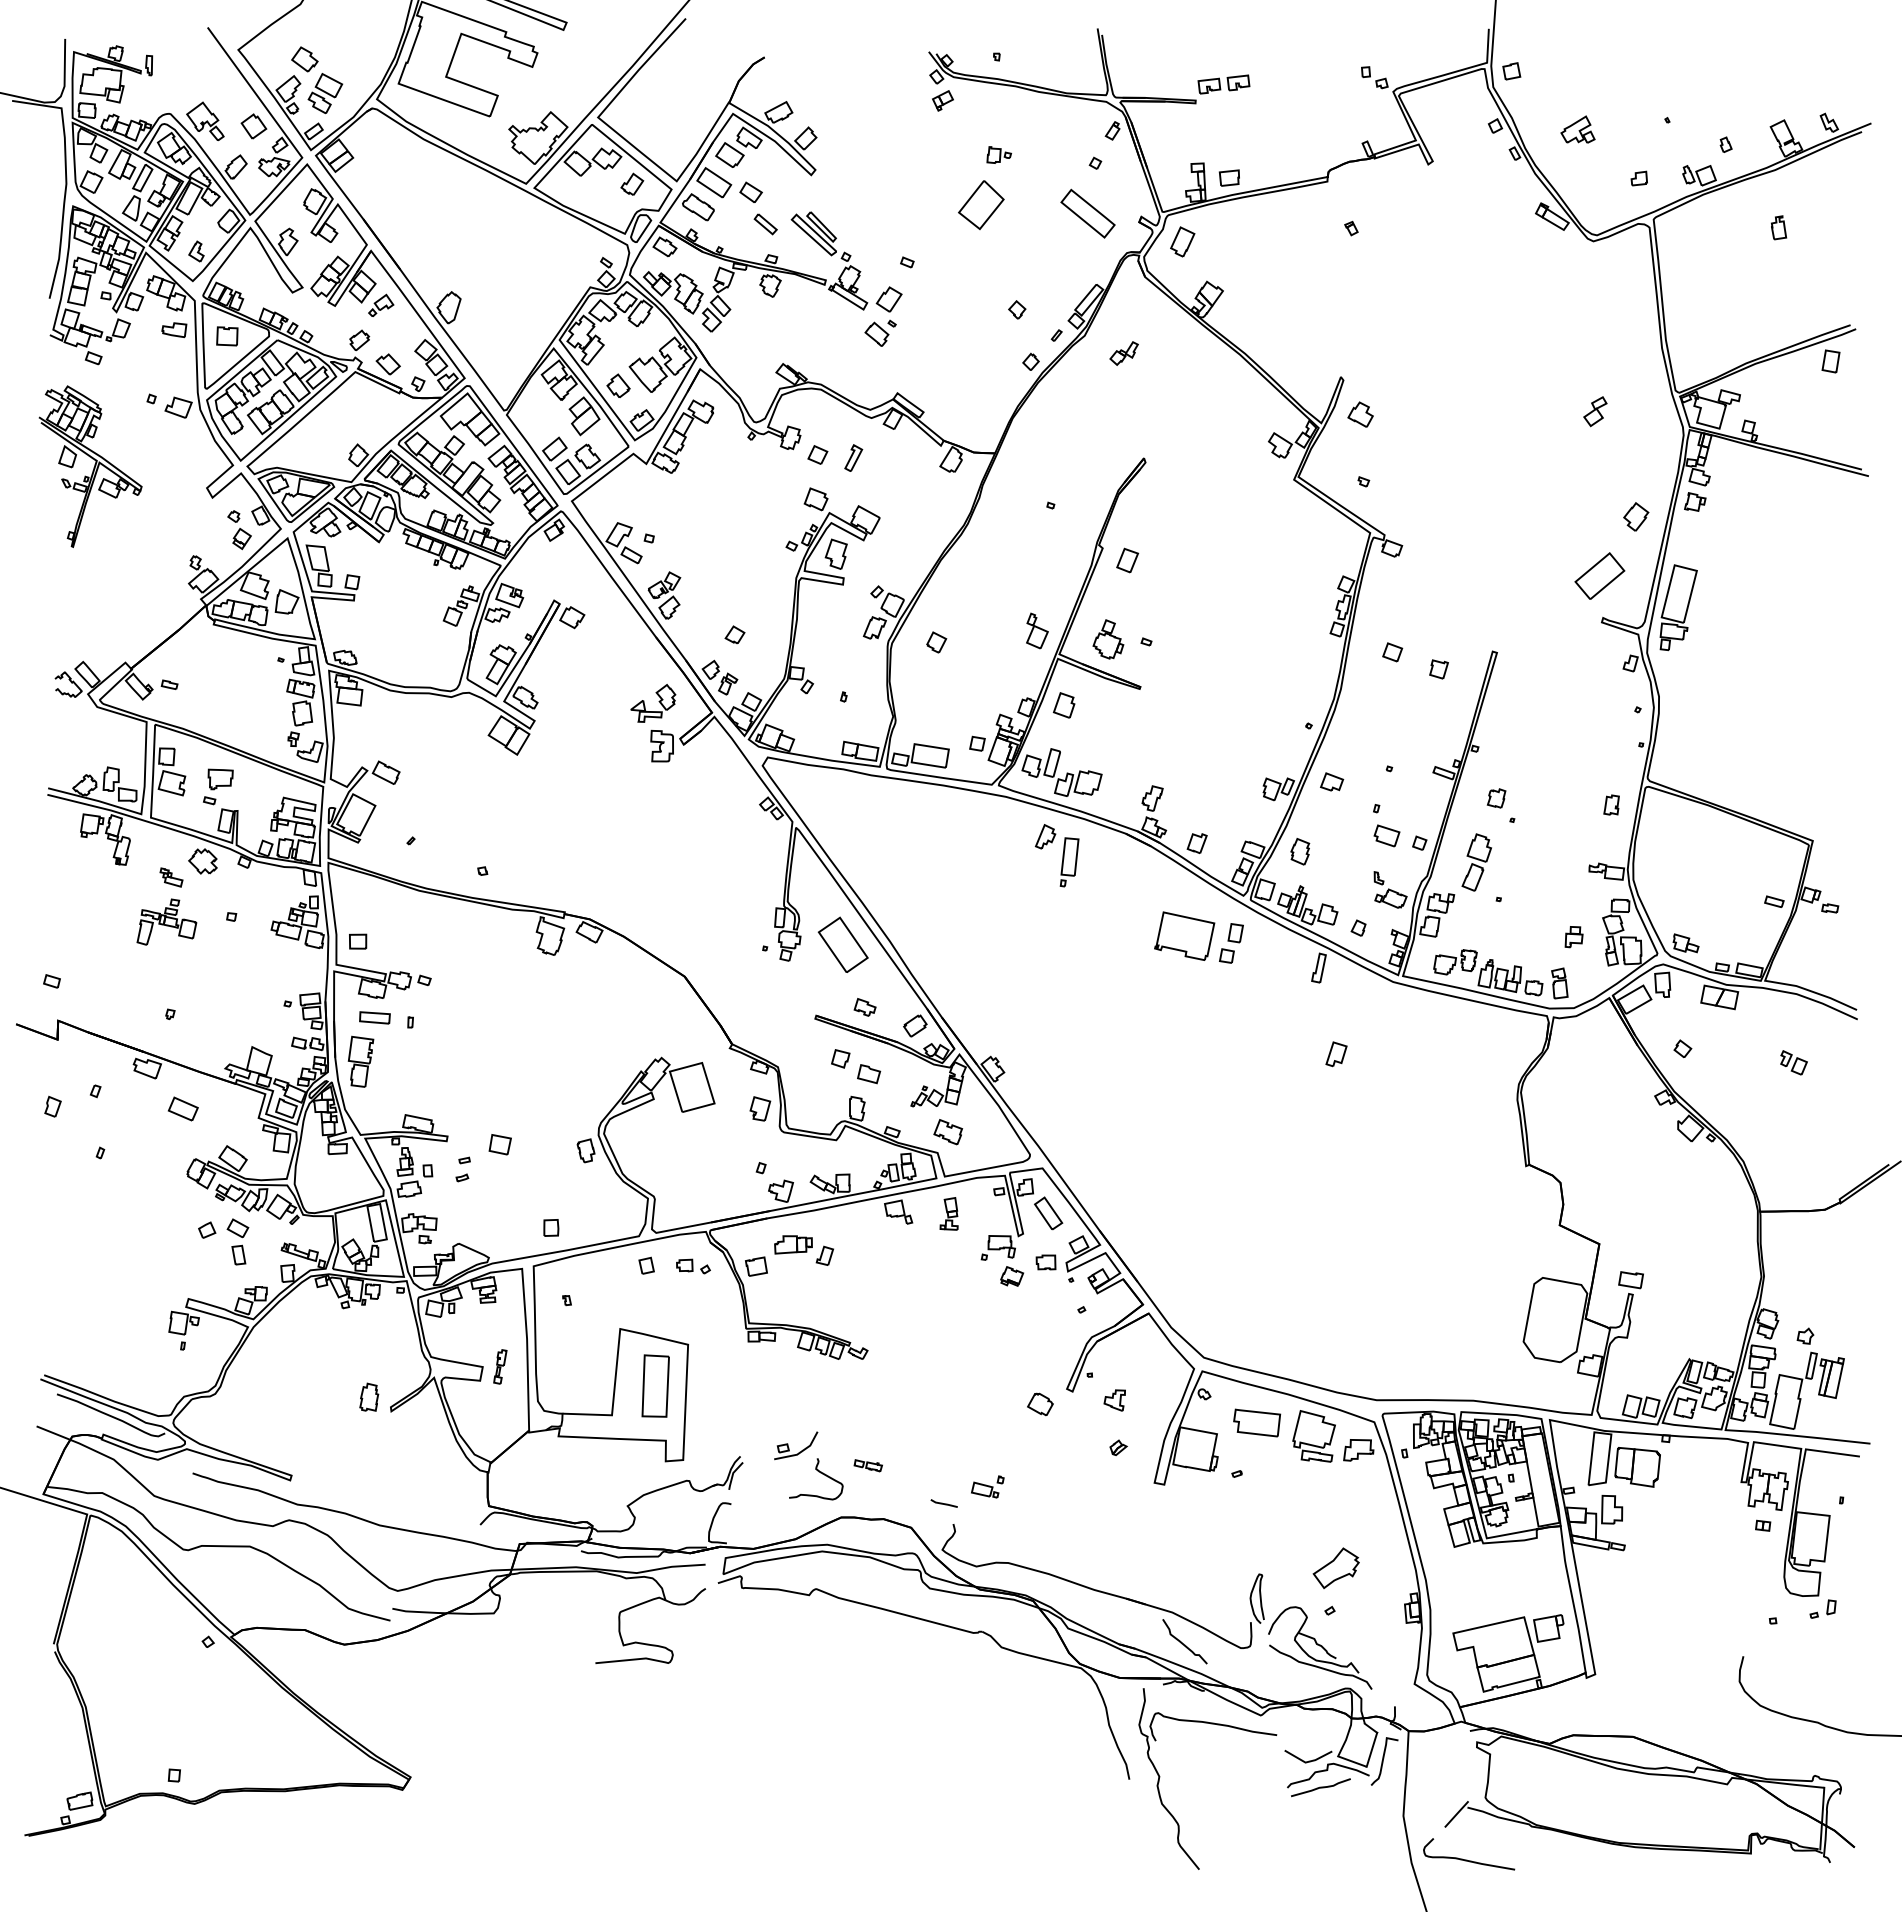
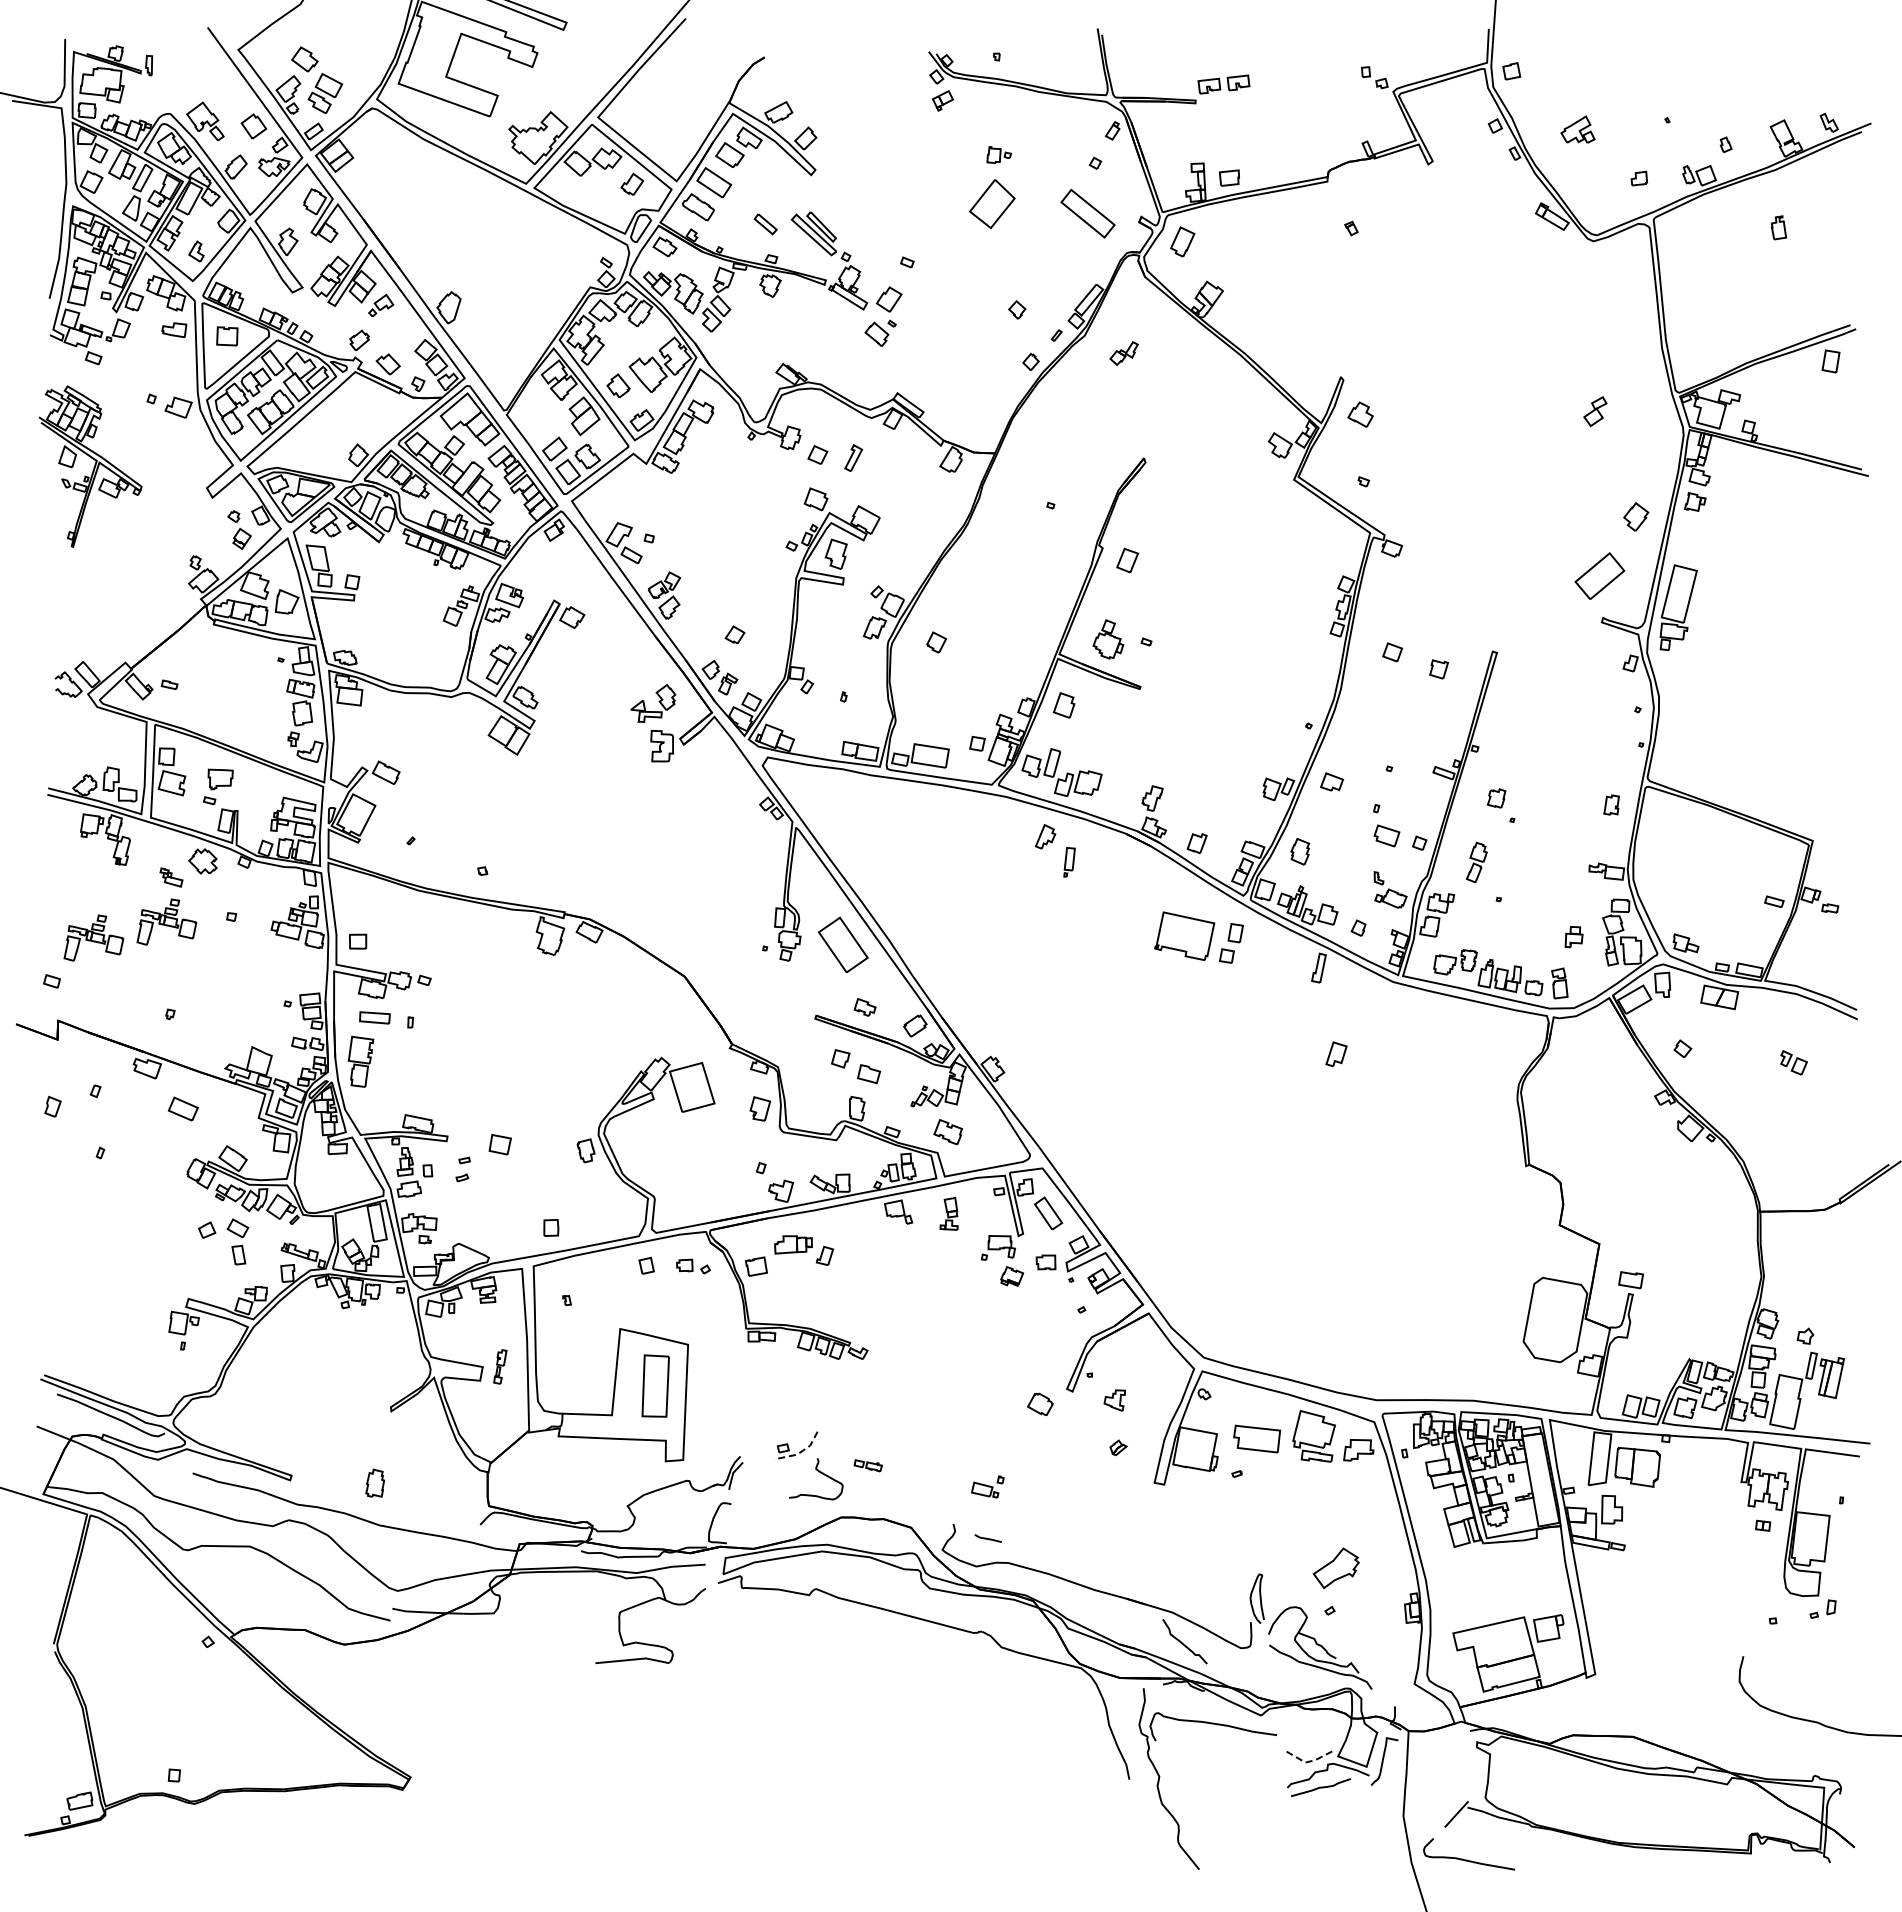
part: present -> none (750, 191)
part position: (981, 204) -> (992, 203) (992, 203)
part: present -> none (1037, 630)
part size: 21x51 px -> 13x31 px (1069, 862)
part size: 32x59 px -> 23x43 px (1476, 862)
part: none -> present (93, 937)
part position: (369, 1396) -> (375, 1482) (375, 1482)
part position: (1257, 1422) -> (1257, 1438) (1257, 1438)
line: solid -> dashed (800, 1452)
line position: (943, 1503) -> (987, 1538) (987, 1538)
line: solid -> dashed (1307, 1762)
